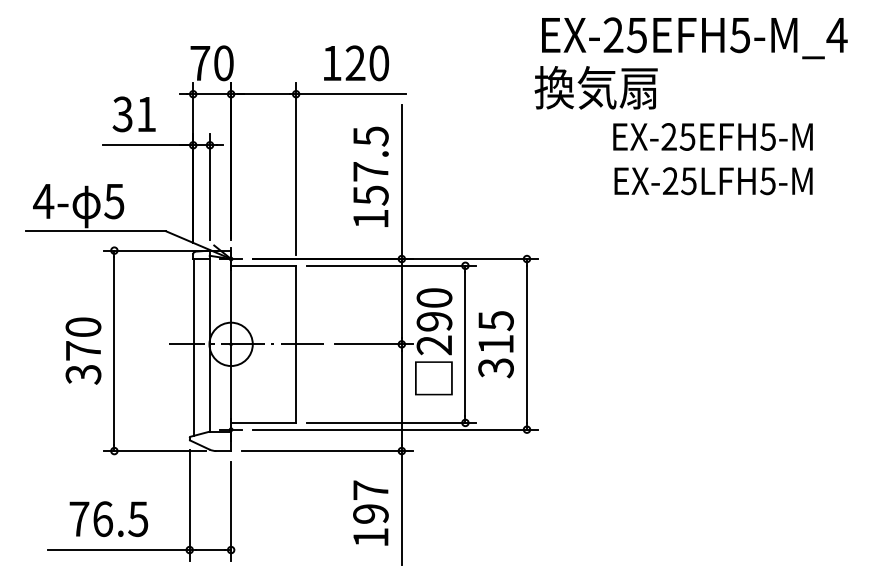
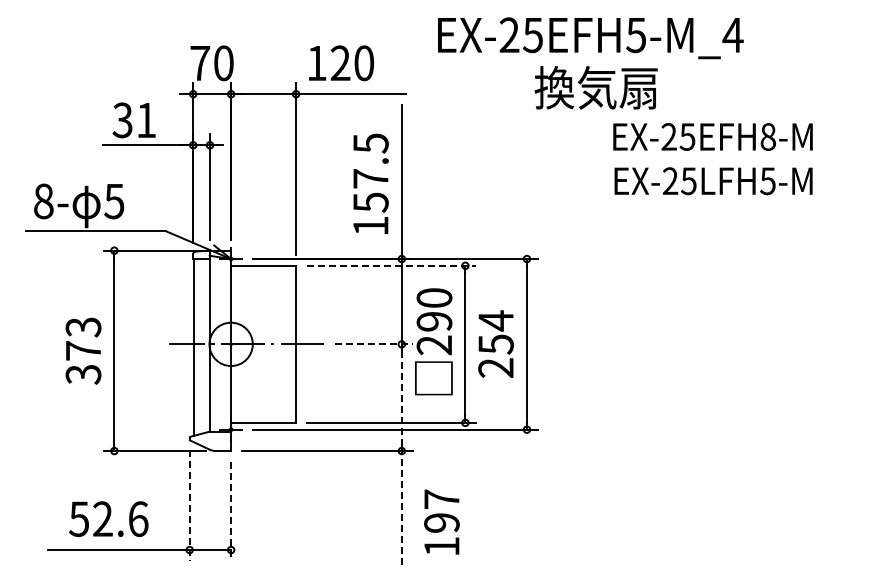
text position: (694, 38) -> (590, 38) (590, 38)
text position: (356, 63) -> (341, 63) (341, 63)
text position: (133, 114) -> (133, 120) (133, 120)
text: EX-25EFH5-M -> EX-25EFH8-M (767, 136)
text position: (370, 176) -> (370, 183) (370, 183)
text: 4- -> 8- (43, 201)
line: solid -> dashed (391, 265)
text: 370 -> 373 (83, 327)
line: solid -> dashed (373, 344)
text: 315 -> 254 (495, 344)
line: solid -> dashed (401, 397)
line: solid -> dashed (189, 506)
line: solid -> dashed (401, 507)
line: solid -> dashed (231, 511)
text position: (370, 512) -> (441, 521) (441, 521)
text: 76.5 -> 52.6 (108, 519)
